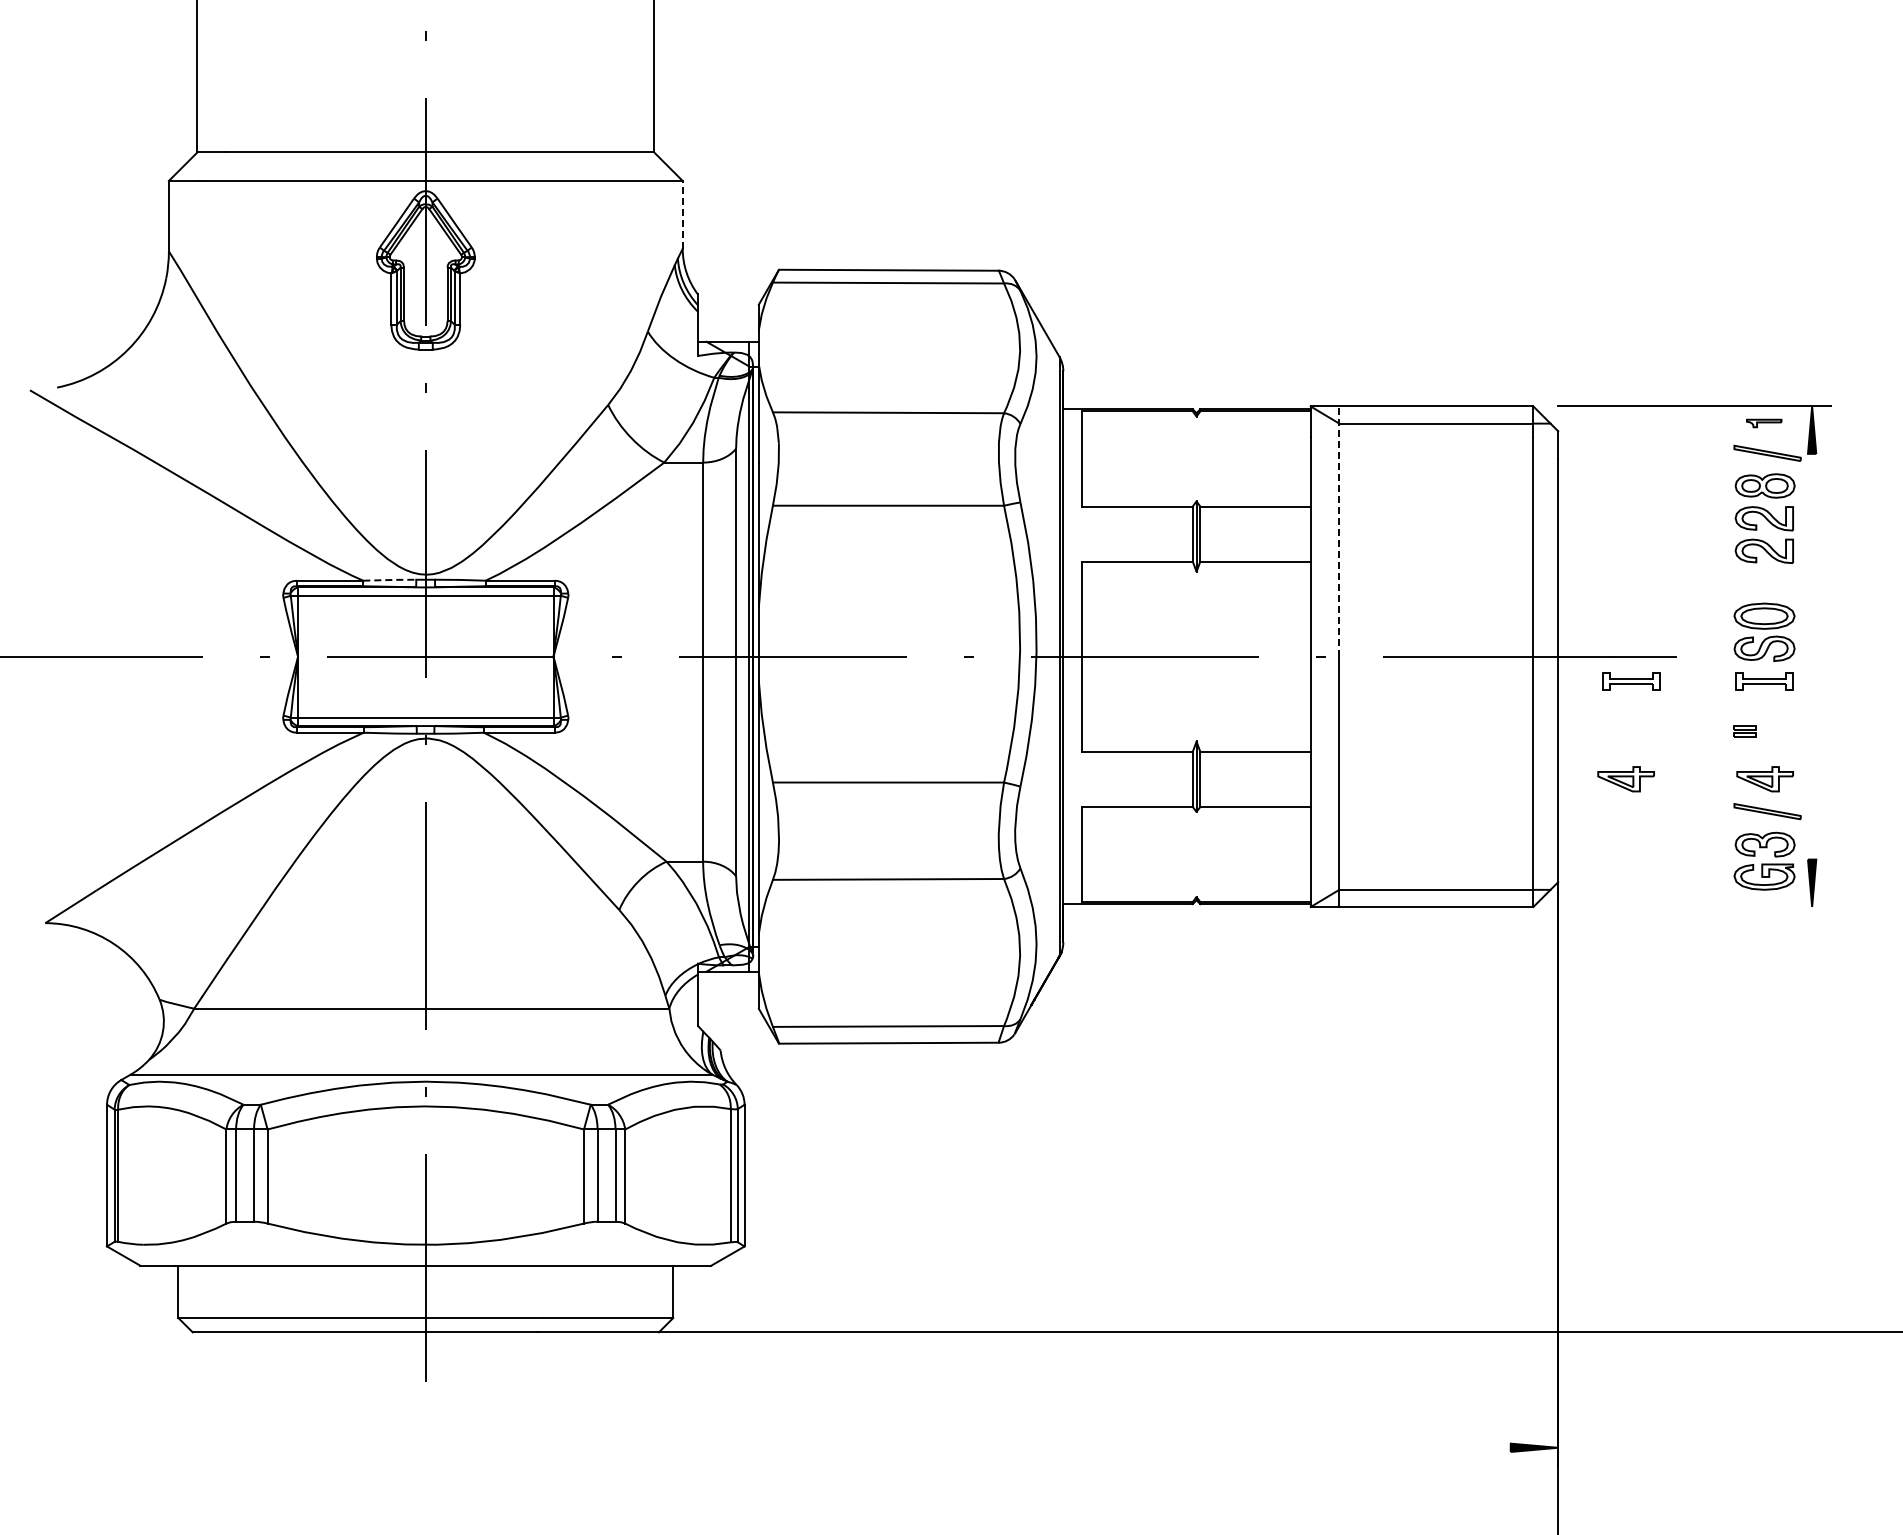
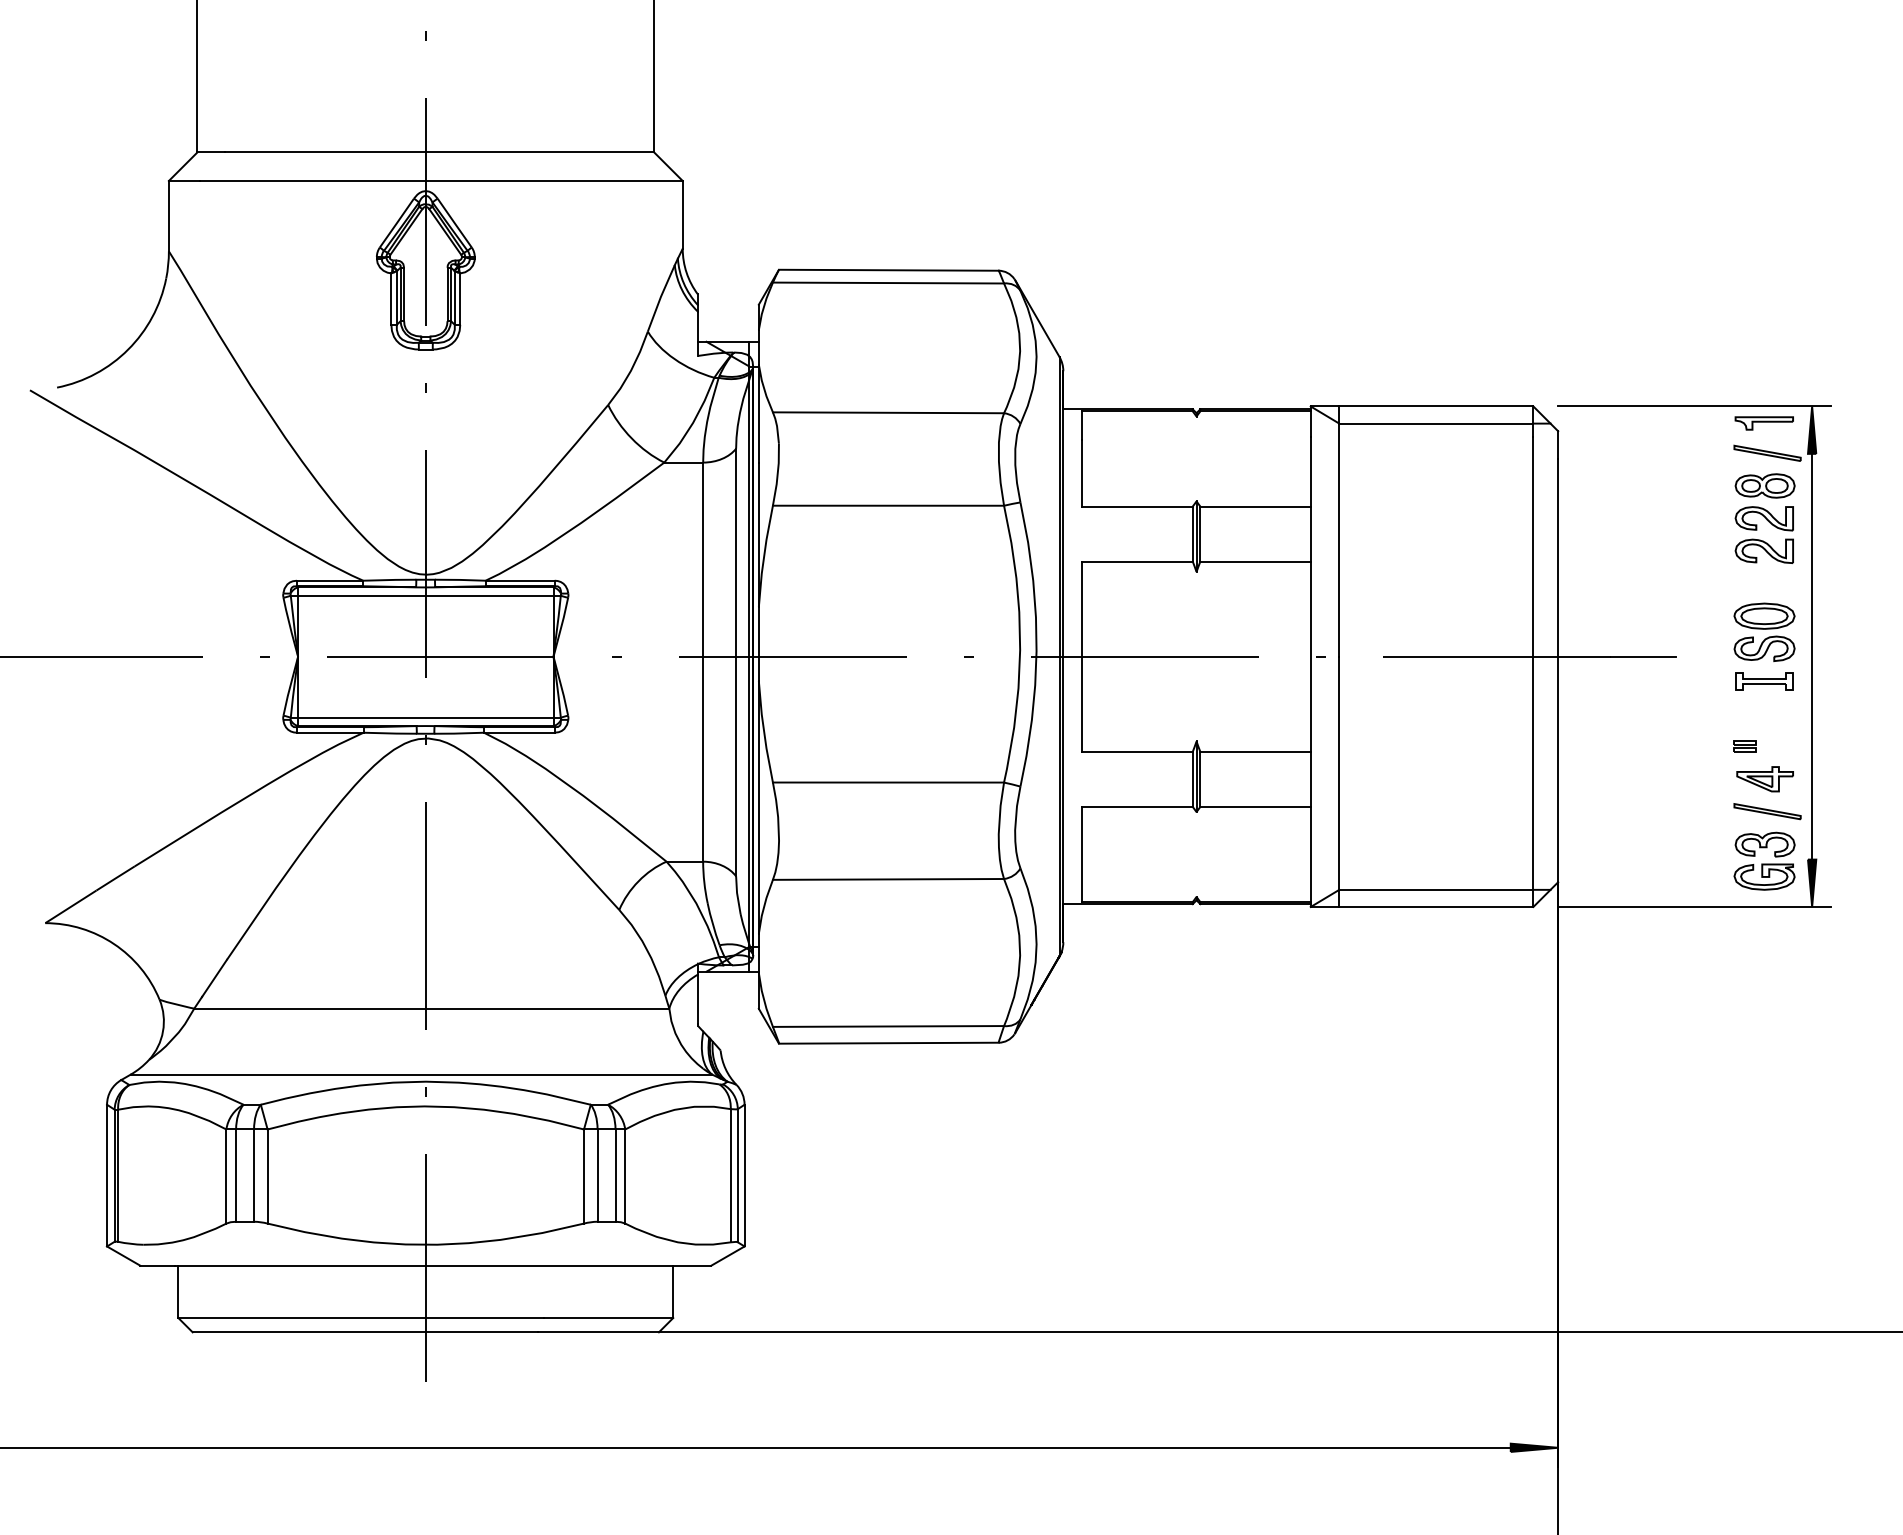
line: dashed -> solid (682, 214)
part size: 37x11 px -> 60x15 px (1763, 423)
line: dashed -> solid (1339, 531)
line: dashed -> solid (390, 580)
line: none -> present (1812, 656)
part: present -> none (1631, 681)
part position: (1744, 731) -> (1744, 746) (1744, 746)
part: present -> none (1625, 779)
line: none -> present (1694, 906)
line: none -> present (756, 1447)
